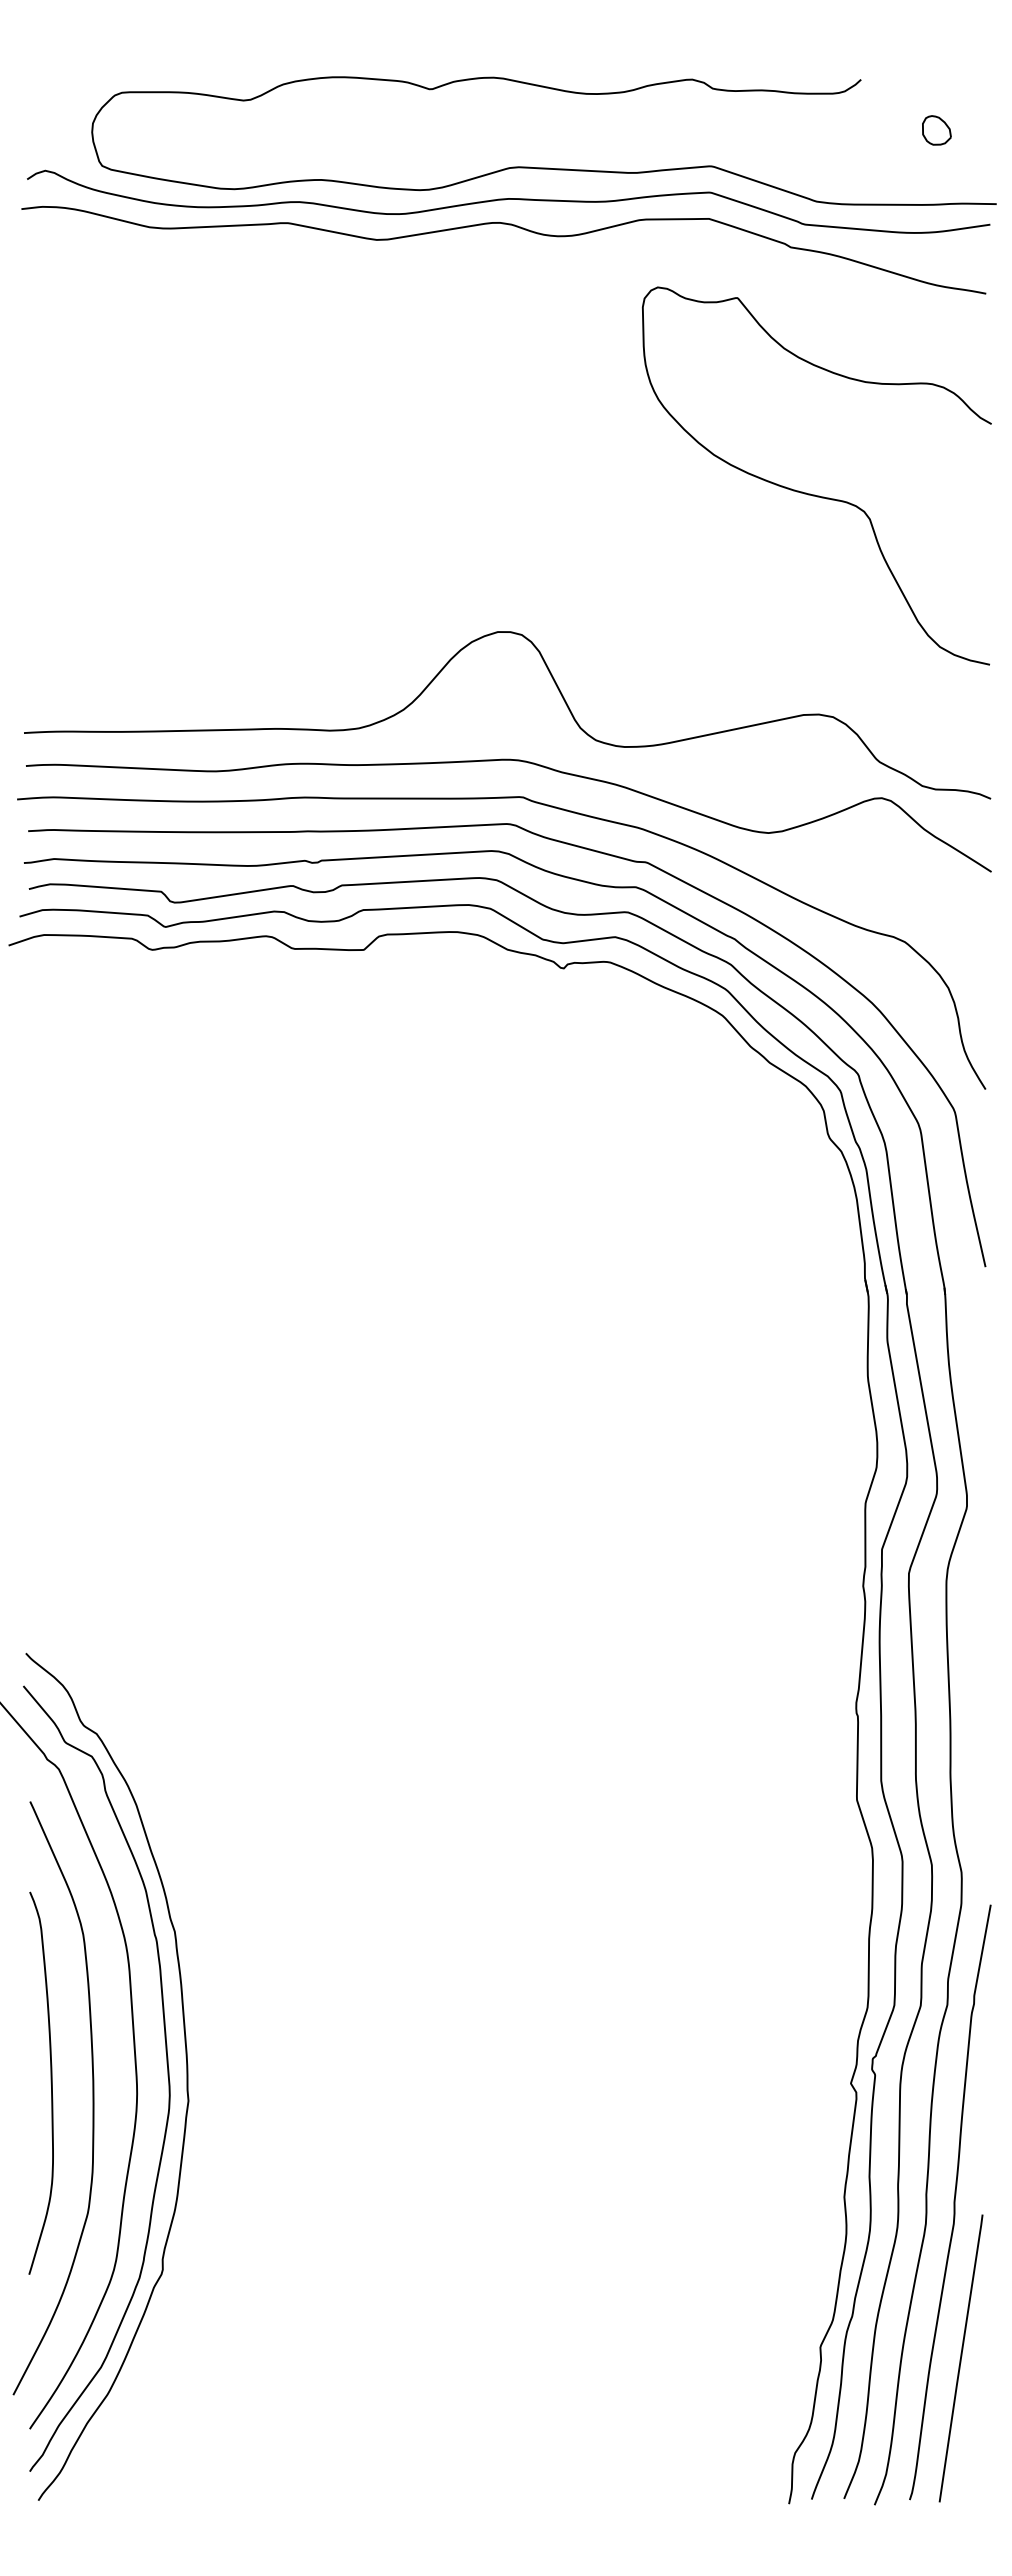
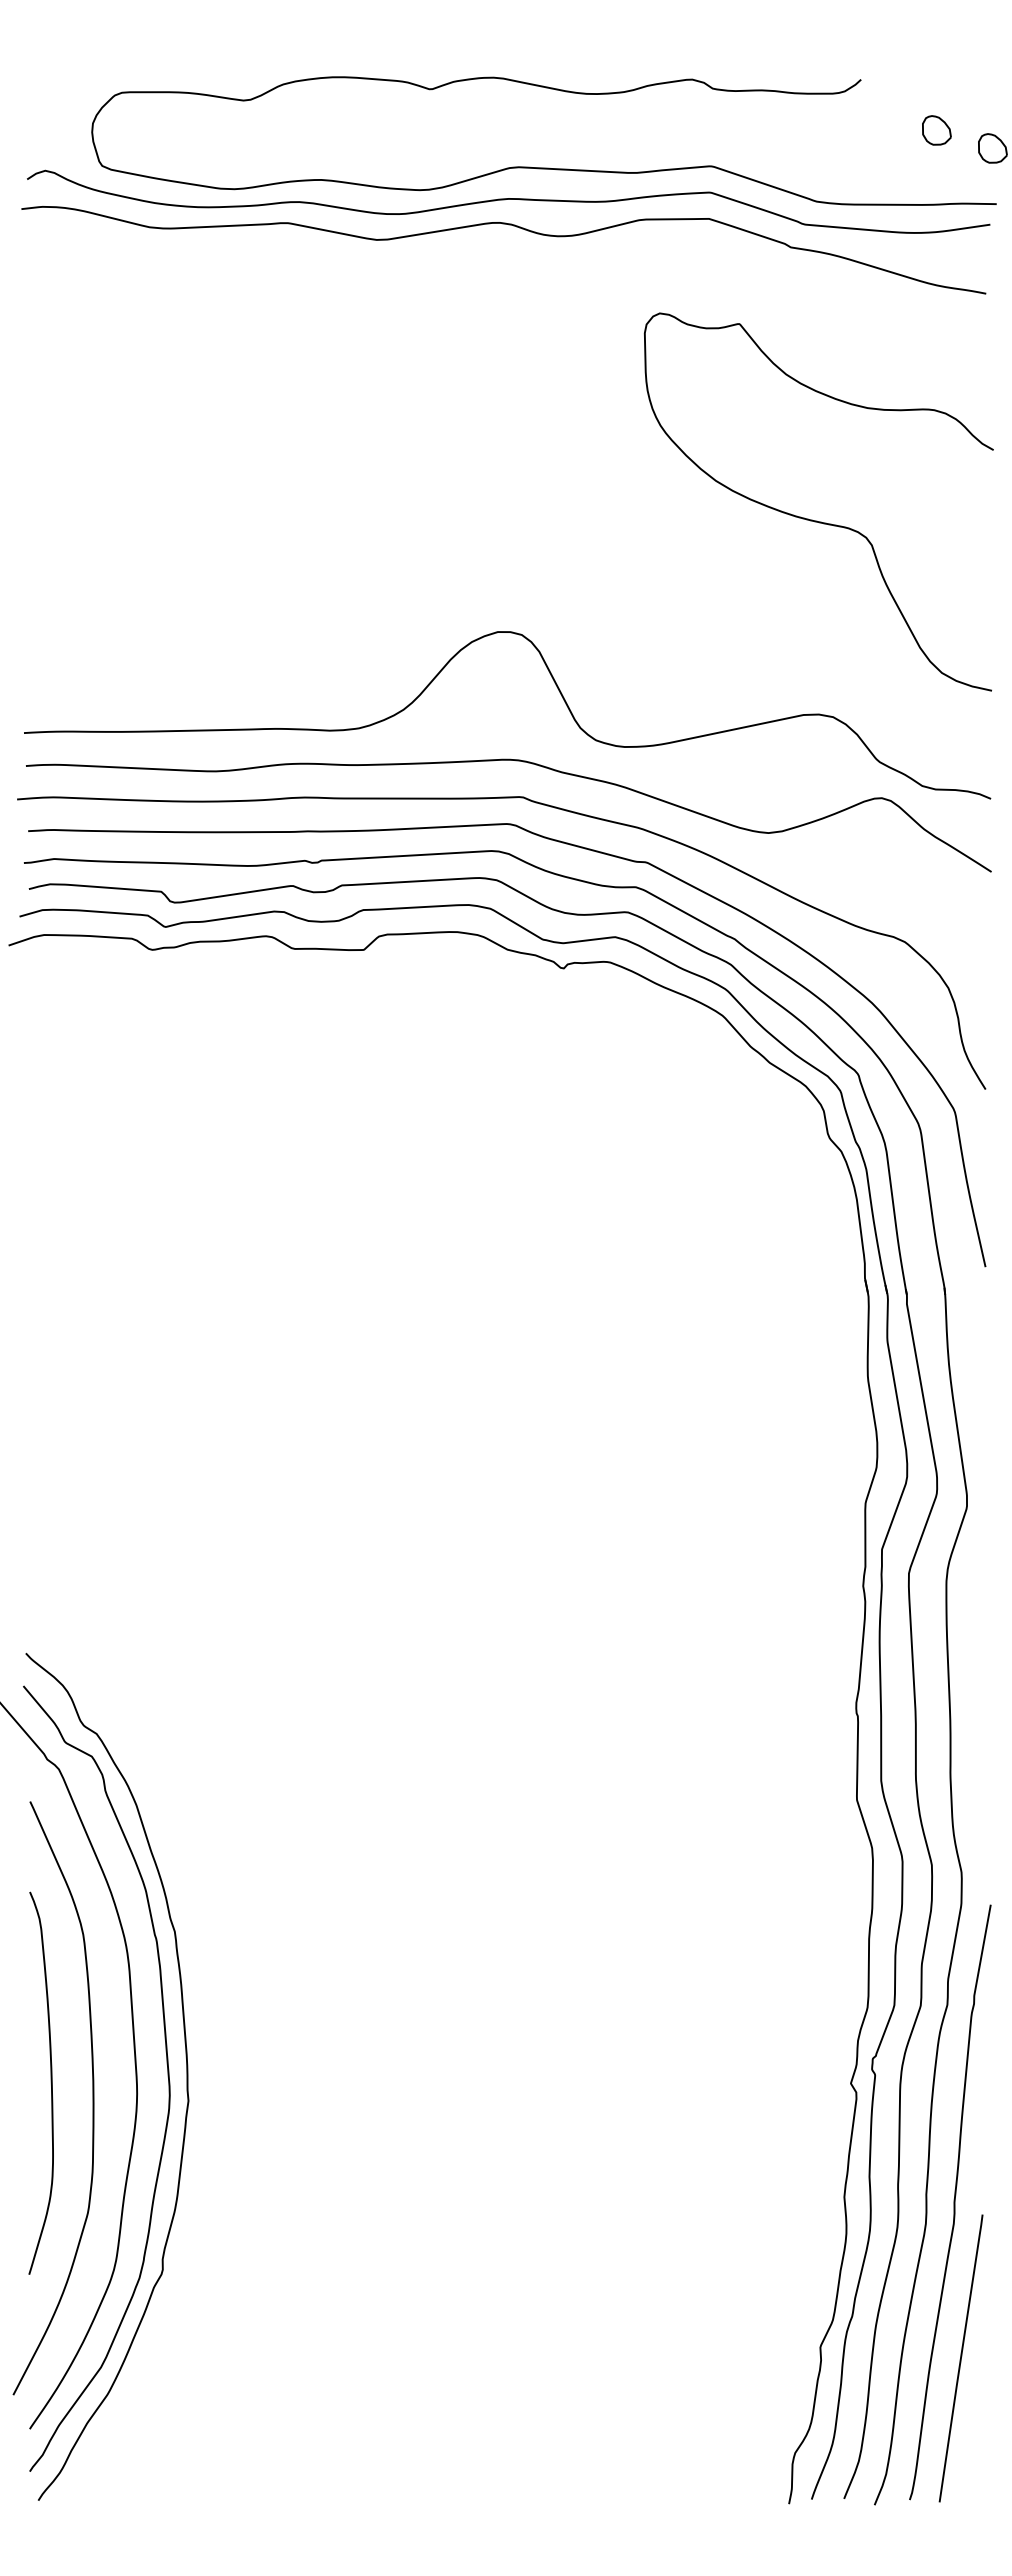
part: none -> present (992, 148)
curve position: (810, 493) -> (812, 519) (812, 519)
